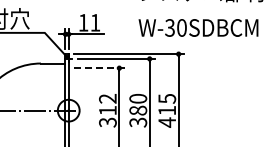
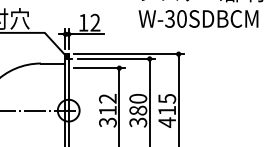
text: 11 -> 12 (95, 22)
text position: (198, 27) -> (198, 18) (198, 18)
line: dashed -> solid (100, 68)
